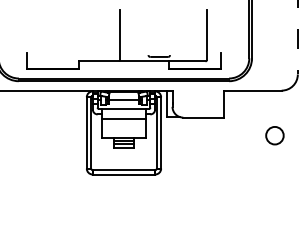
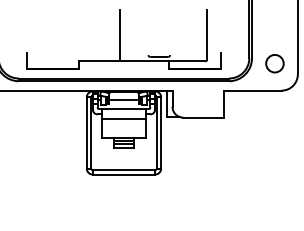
line: dashed -> solid (297, 37)
circle position: (274, 135) -> (274, 63) (274, 63)
